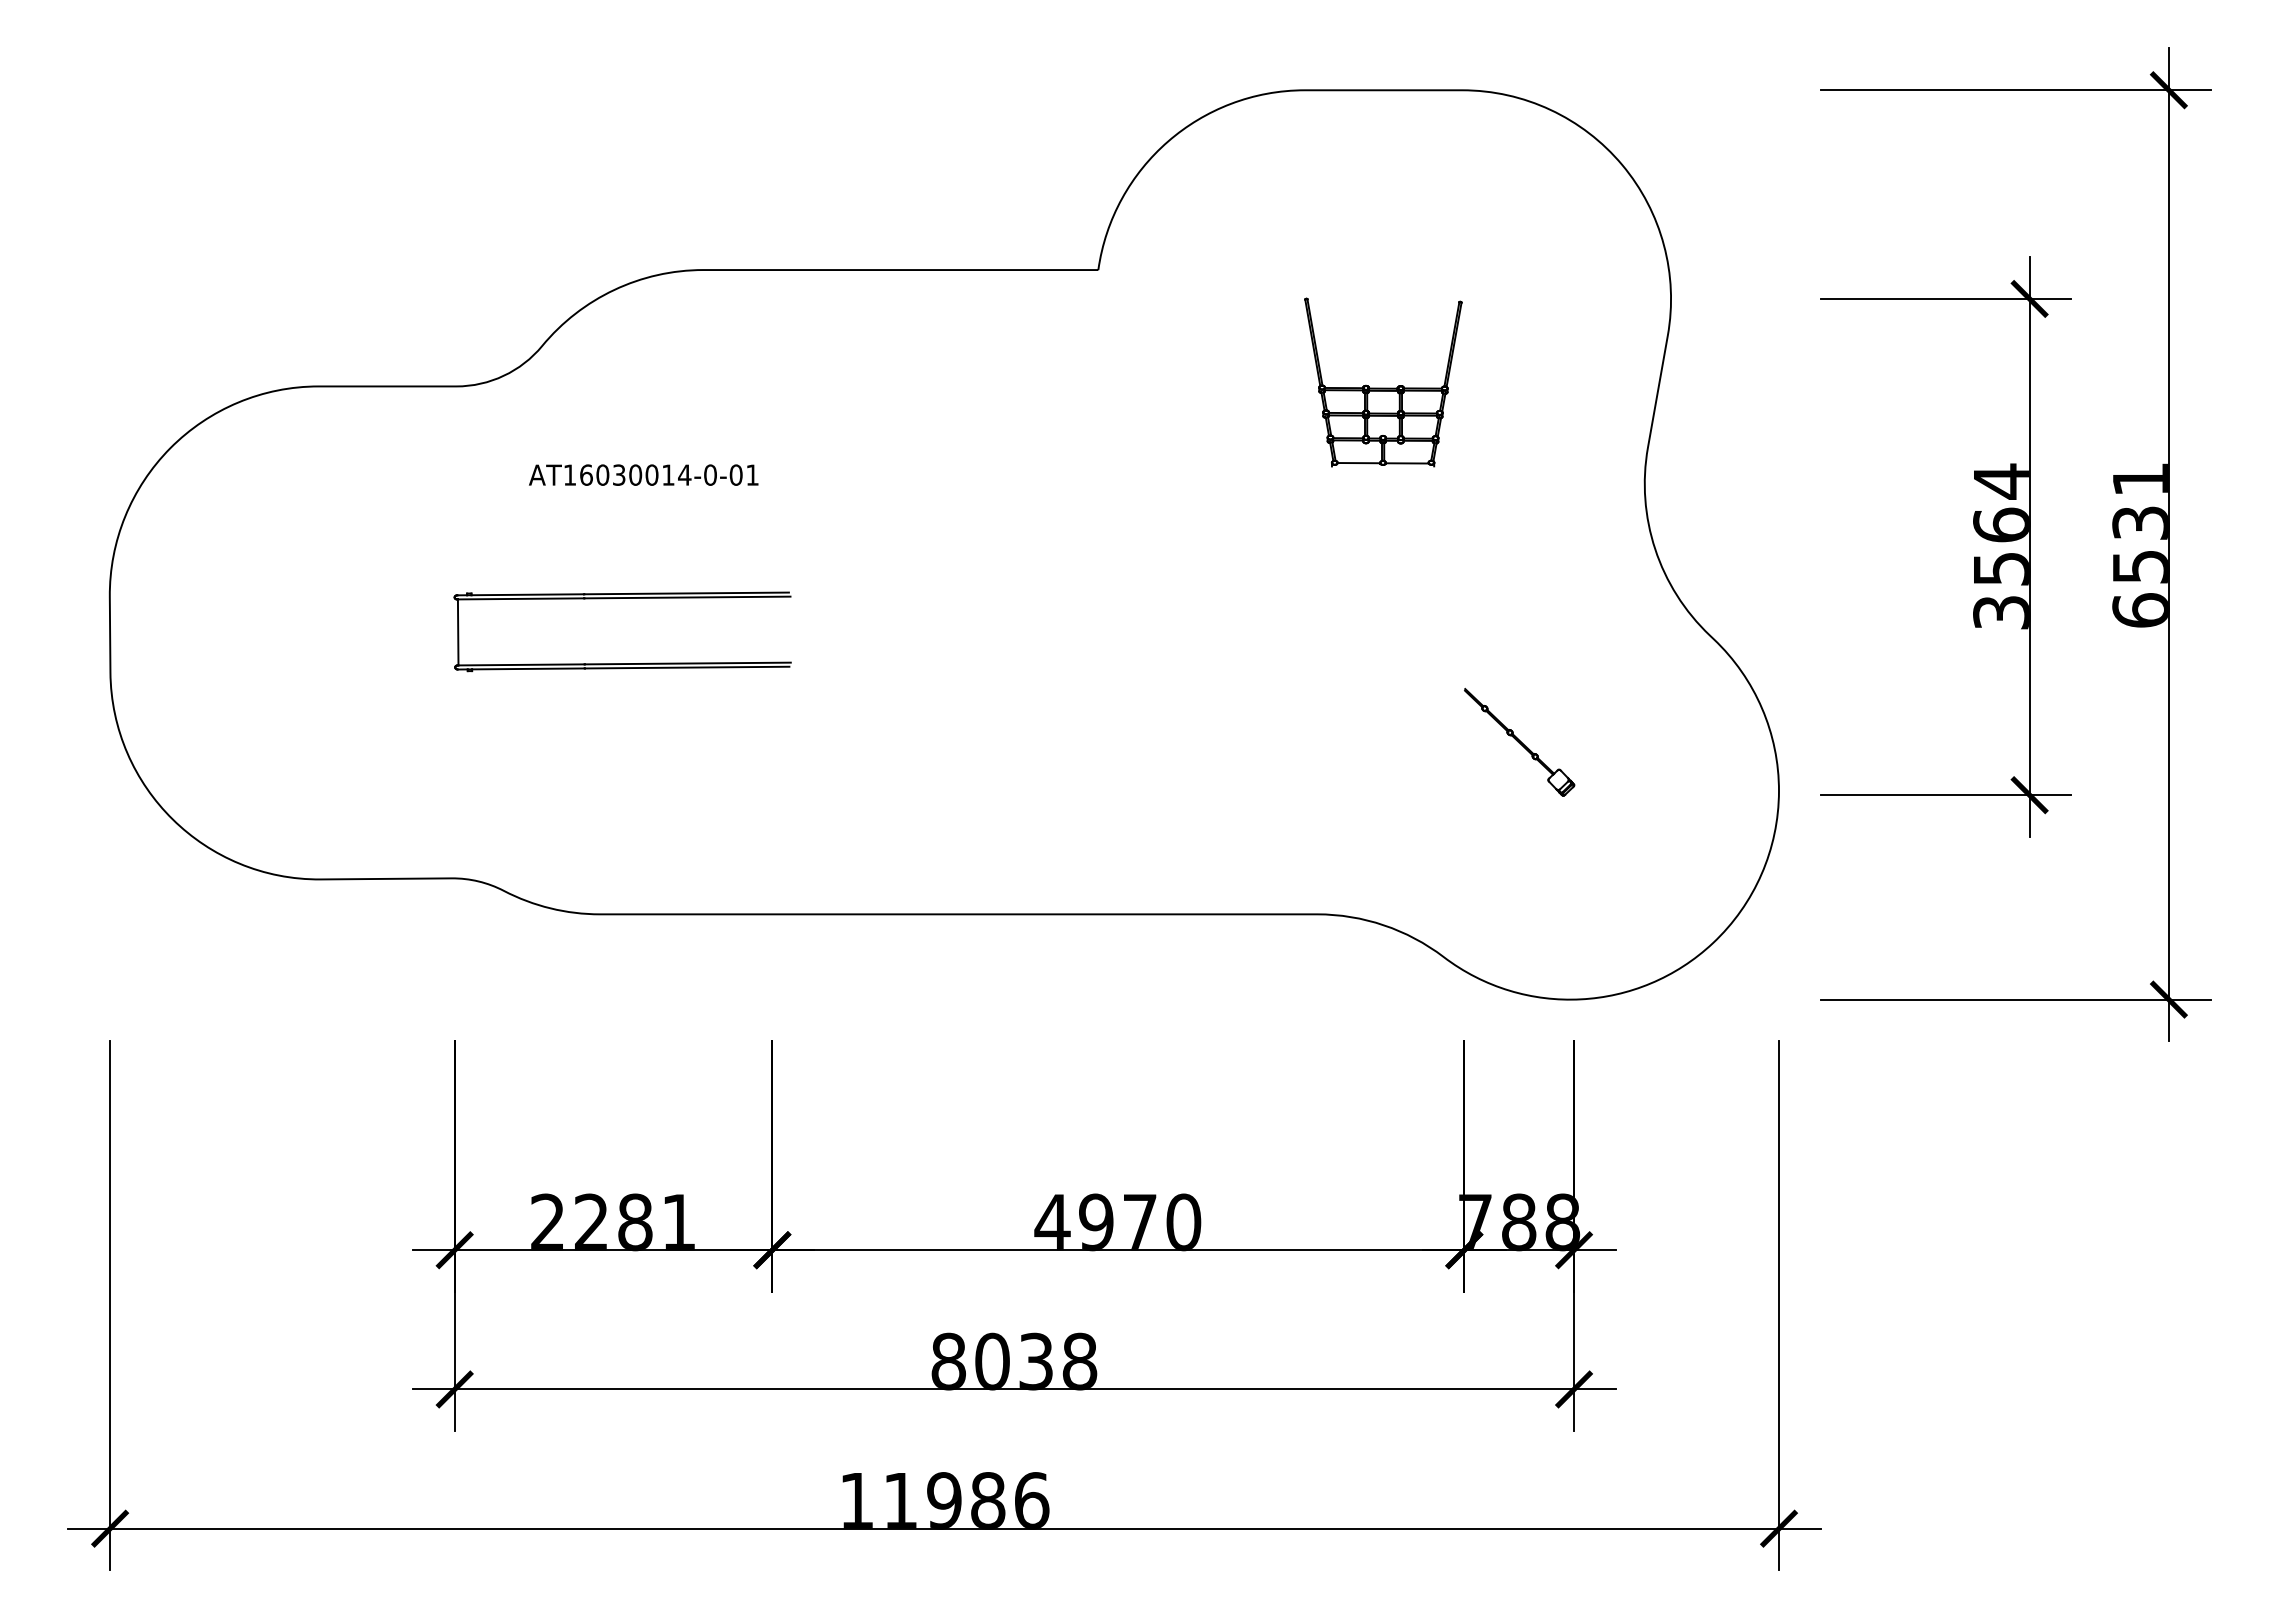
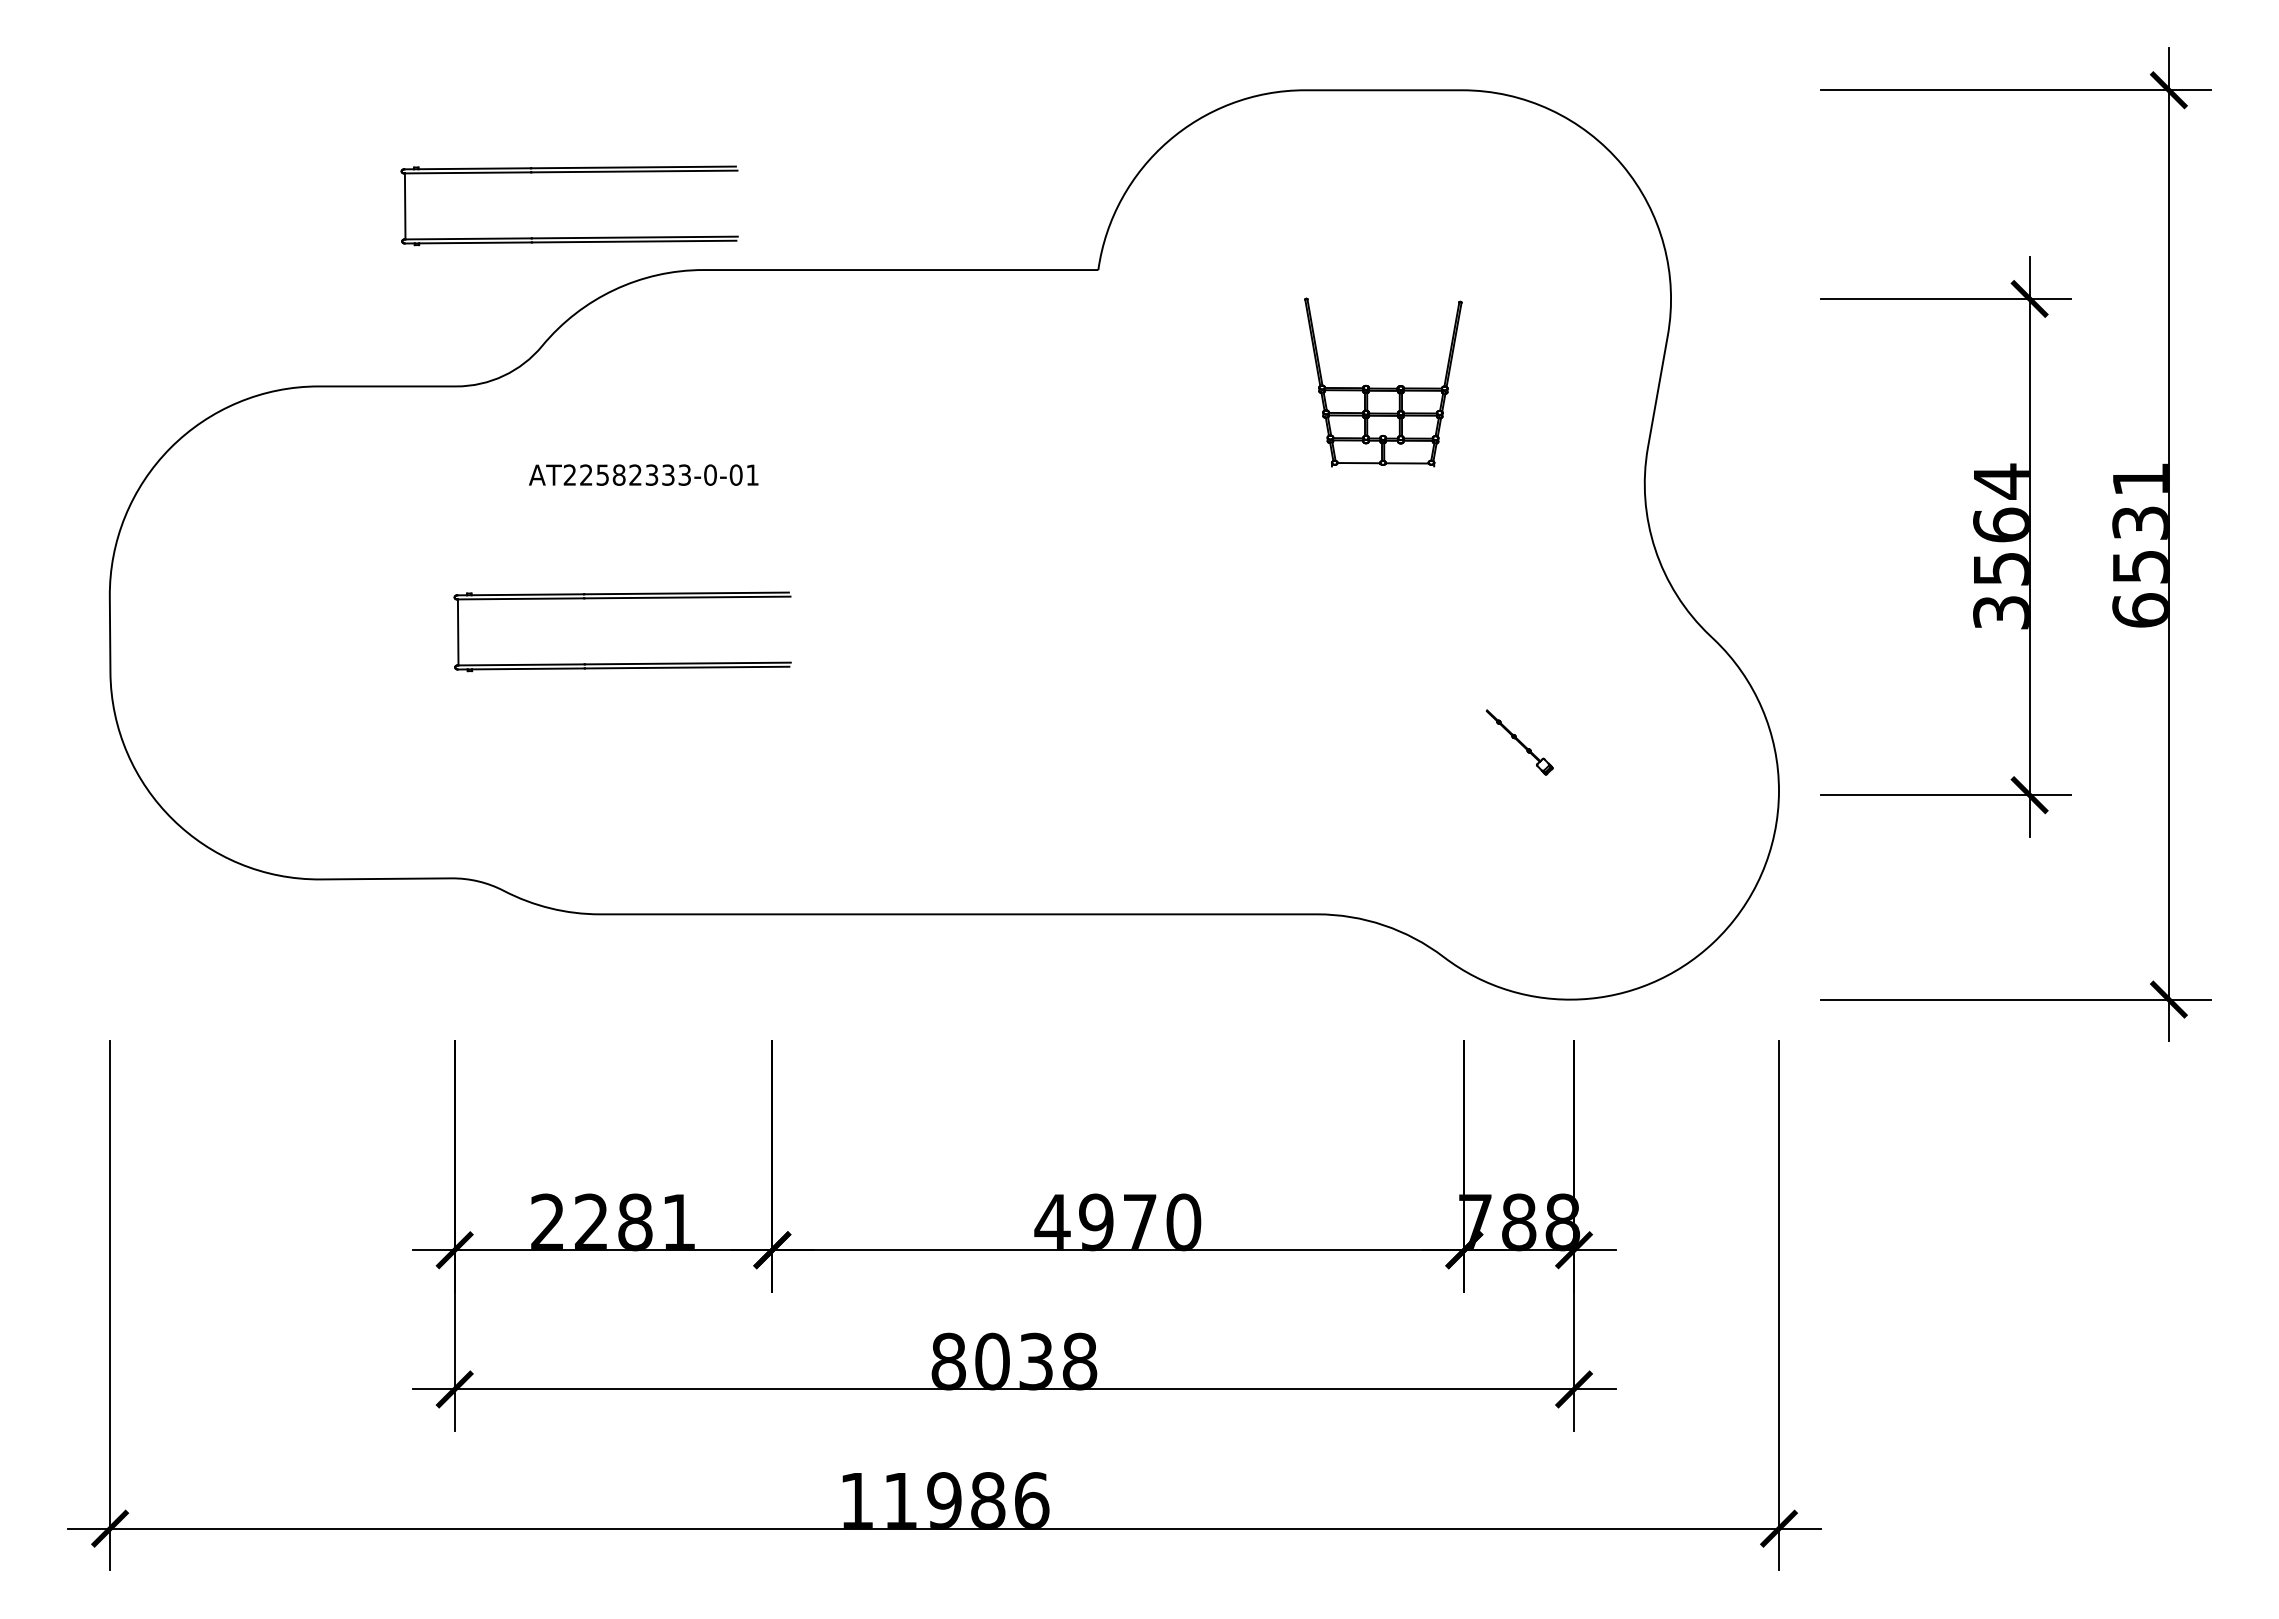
part: none -> present (569, 237)
text: AT16030014-0-01 -> AT22582333-0-01 (627, 474)
part size: 112x109 px -> 68x67 px (1519, 742)
